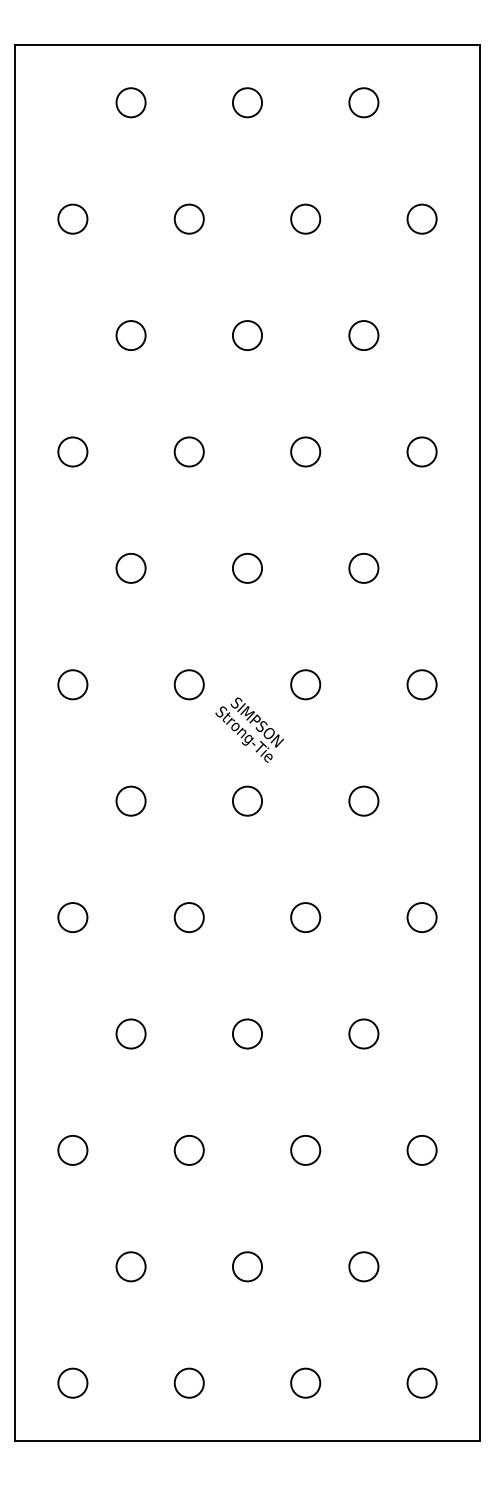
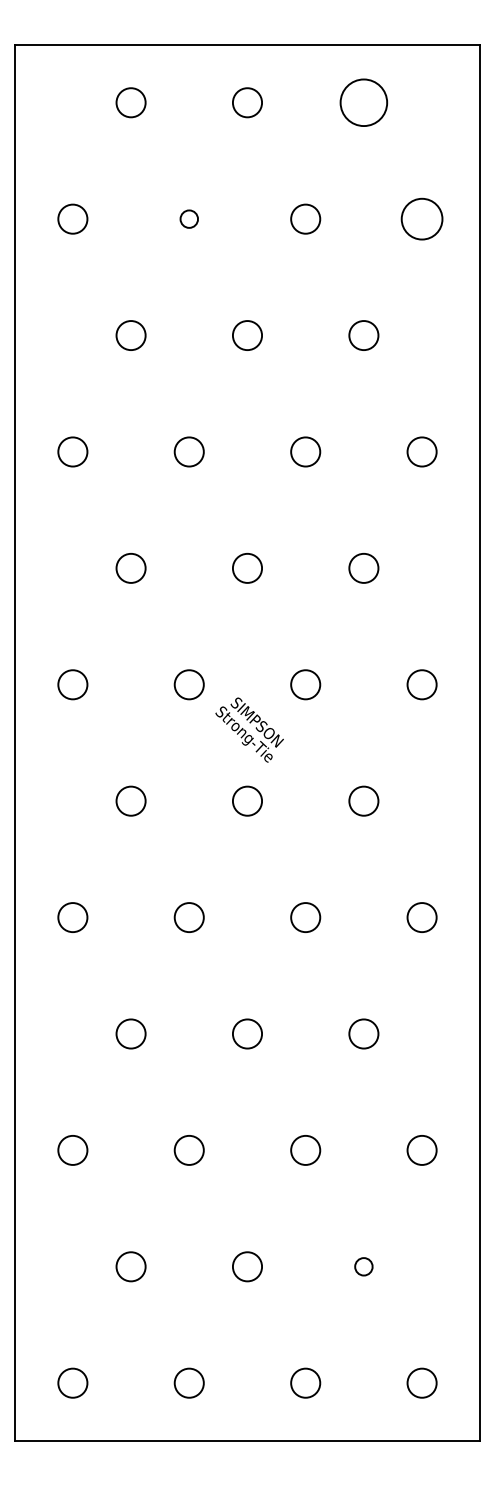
circle diameter: 29 px -> 47 px (363, 102)
circle diameter: 29 px -> 17 px (189, 218)
circle diameter: 29 px -> 41 px (421, 218)
circle diameter: 29 px -> 17 px (363, 1266)
